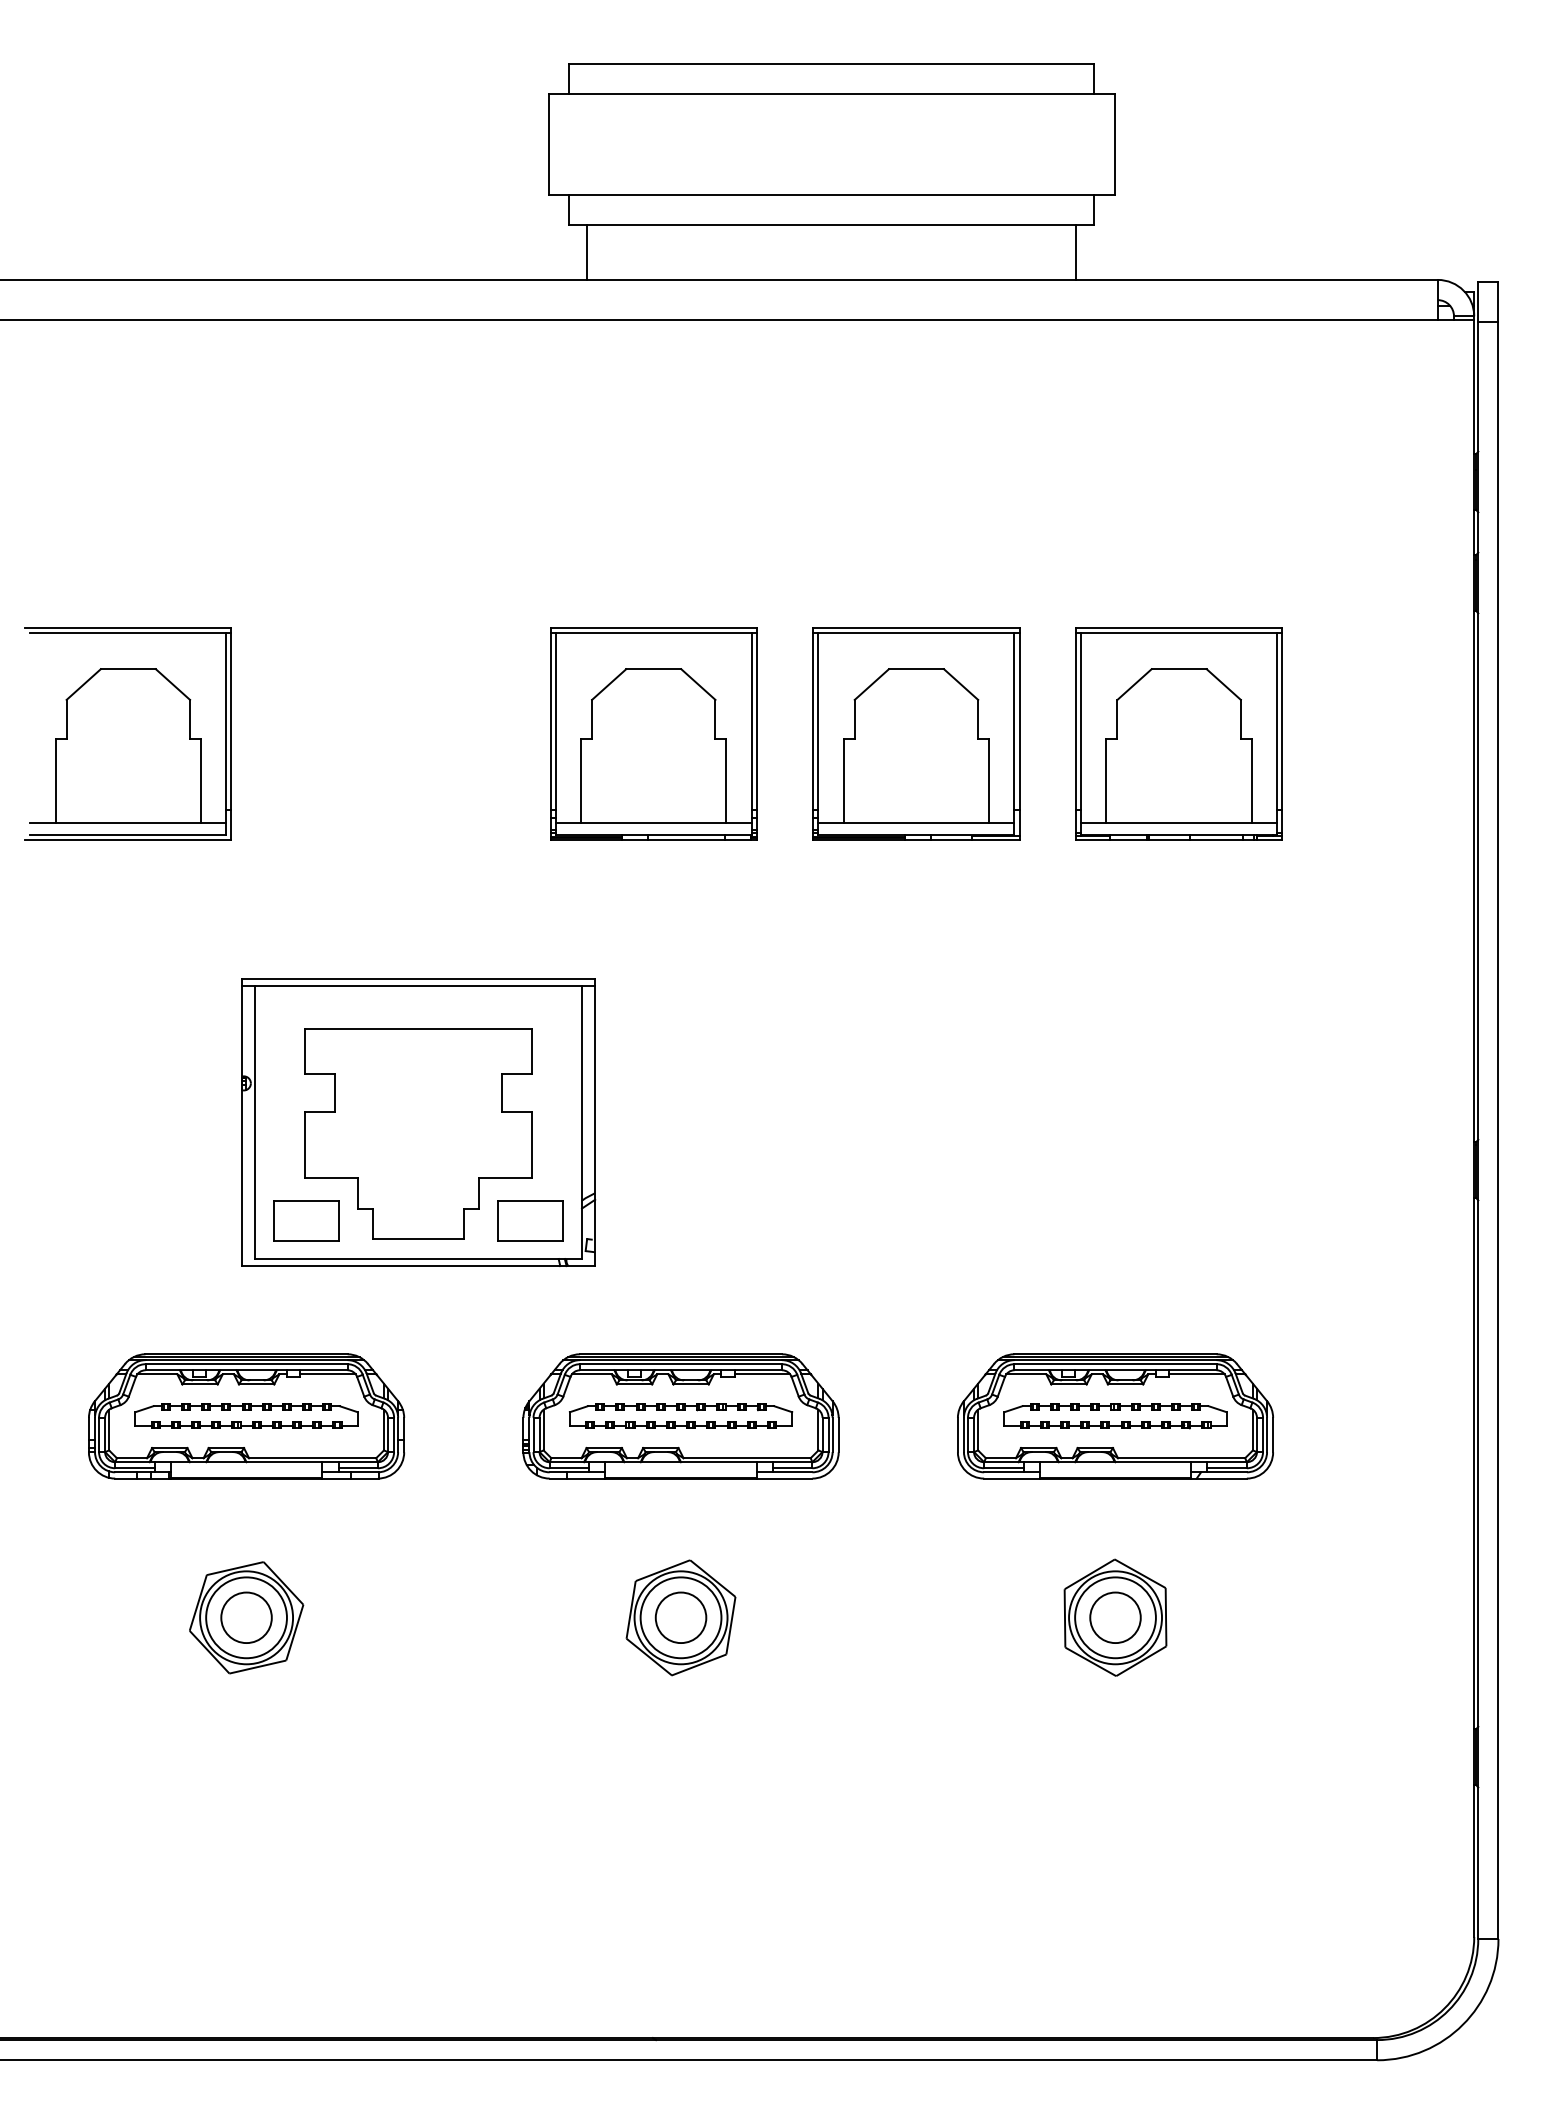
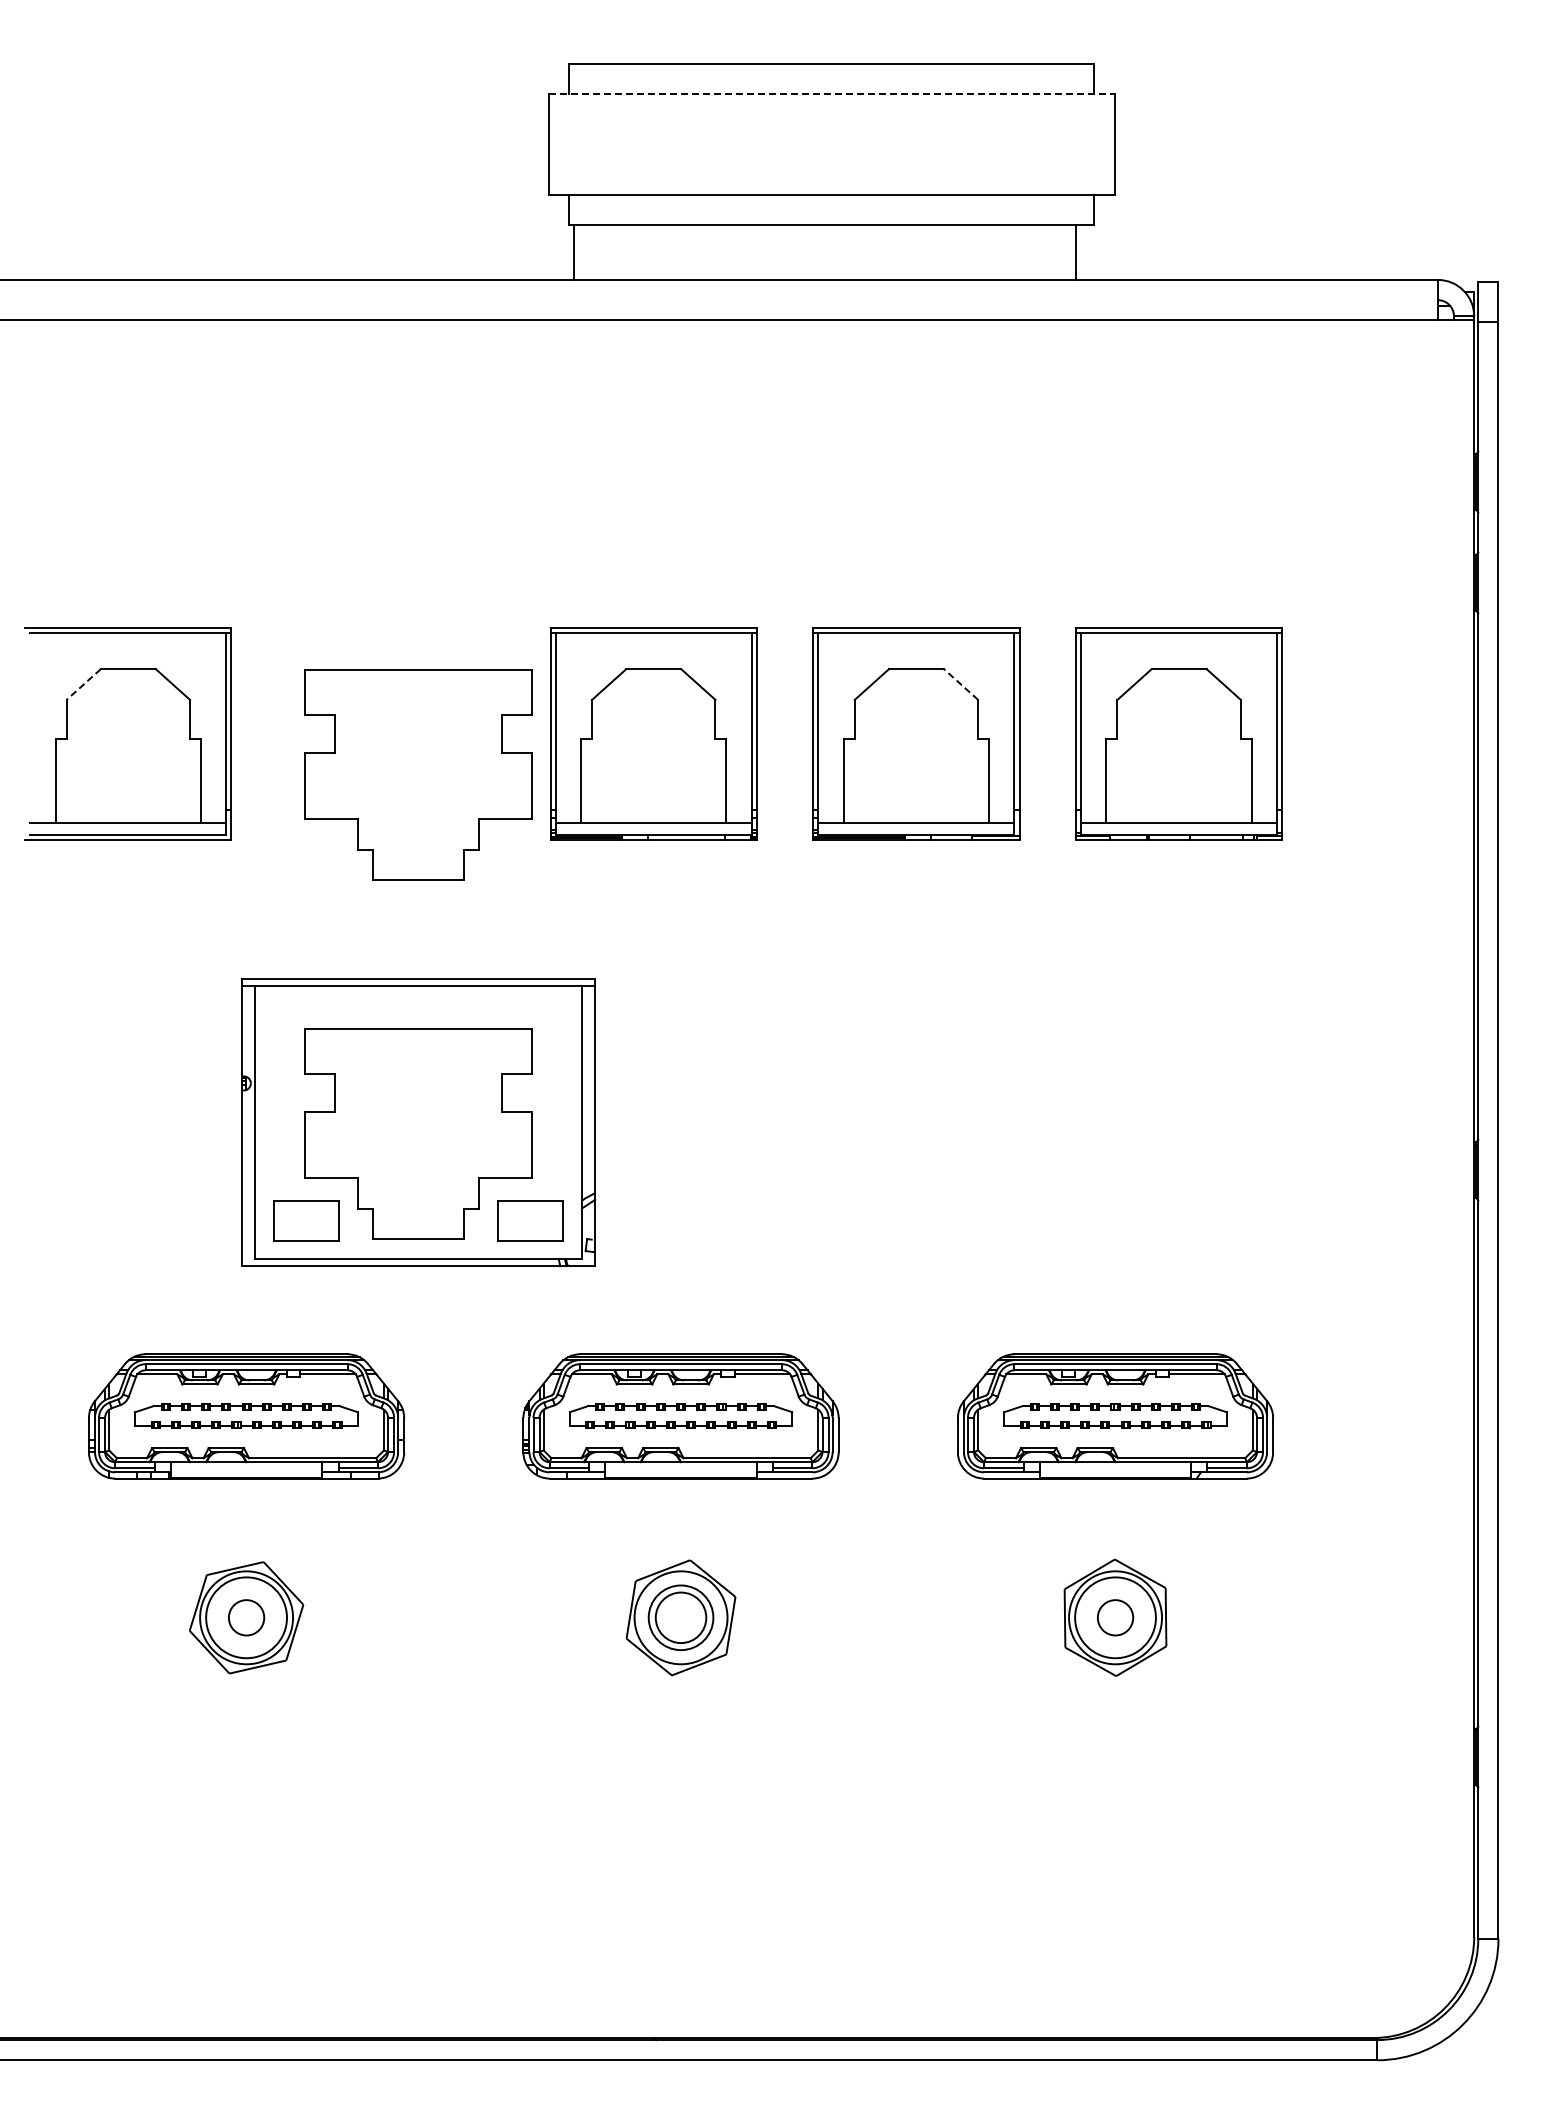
line: solid -> dashed (831, 94)
line position: (587, 252) -> (574, 252) (574, 252)
line: solid -> dashed (83, 684)
line: solid -> dashed (961, 684)
part: none -> present (418, 774)
circle diameter: 51 px -> 35 px (246, 1617)
circle diameter: 81 px -> 65 px (680, 1617)
circle diameter: 51 px -> 35 px (1115, 1617)
